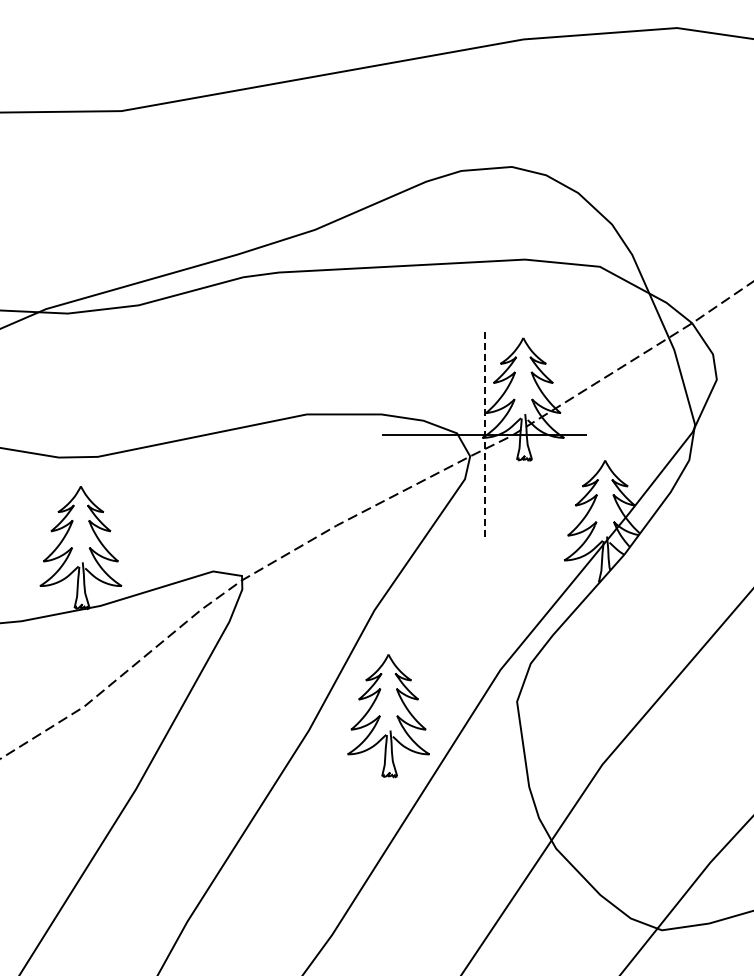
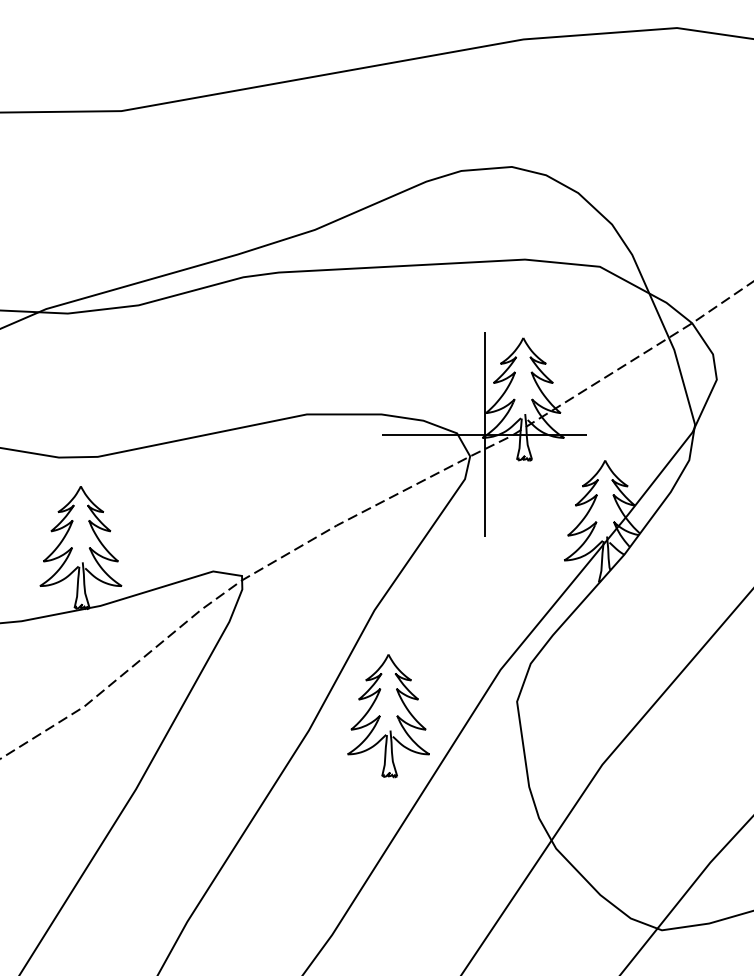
line: dashed -> solid (484, 434)
